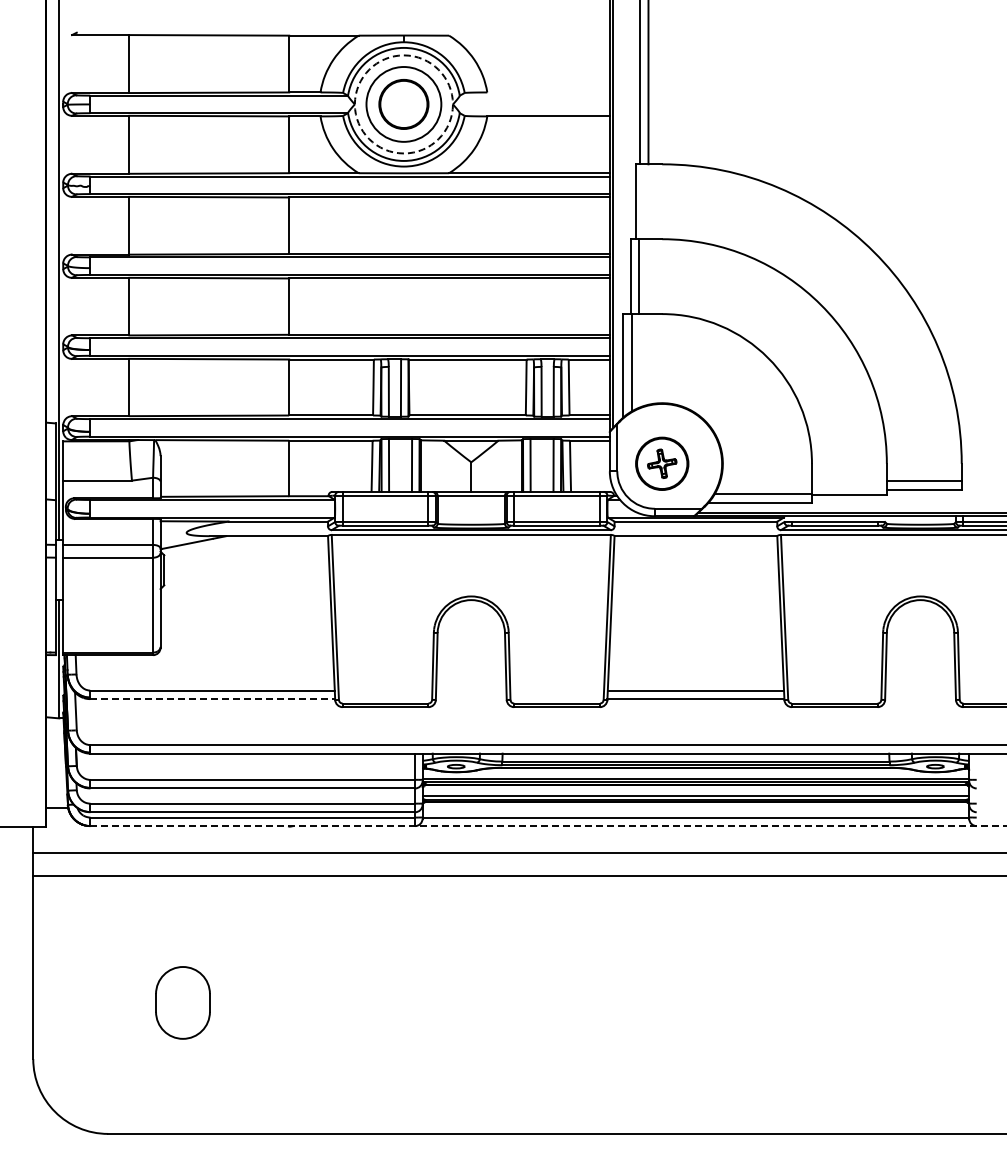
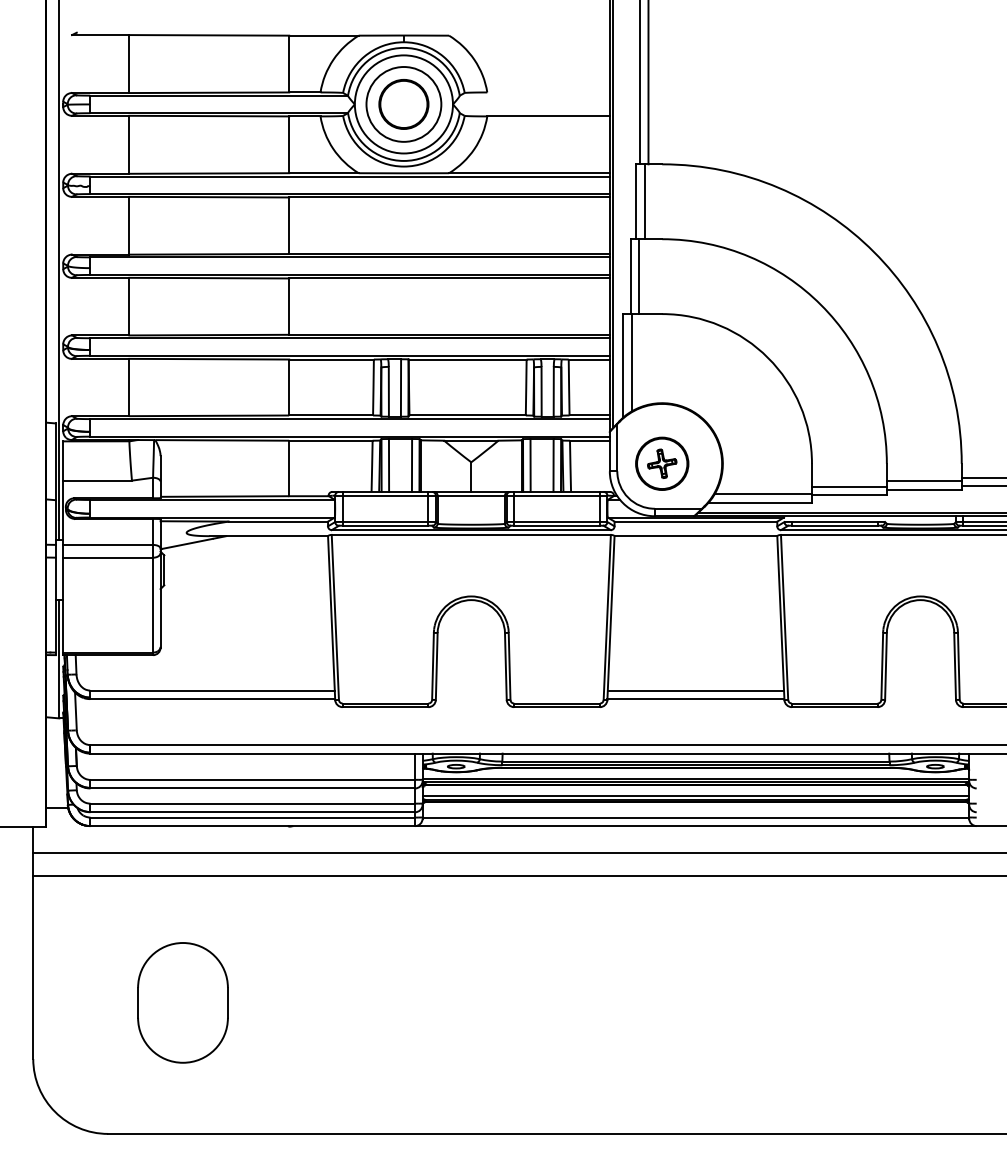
circle: dashed -> solid (403, 104)
line: none -> present (644, 201)
line: none -> present (982, 477)
line: none -> present (848, 486)
line: none -> present (982, 486)
line: dashed -> solid (212, 699)
line: dashed -> solid (549, 826)
part size: 56x74 px -> 92x122 px (182, 1002)
